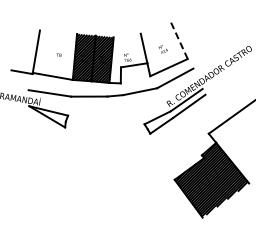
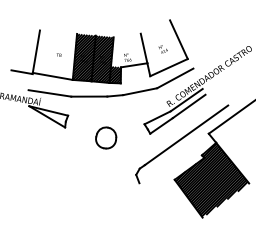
line: dashed -> solid (178, 39)
hatch: none -> present (115, 74)
part: none -> present (106, 137)
part: none -> present (182, 144)
